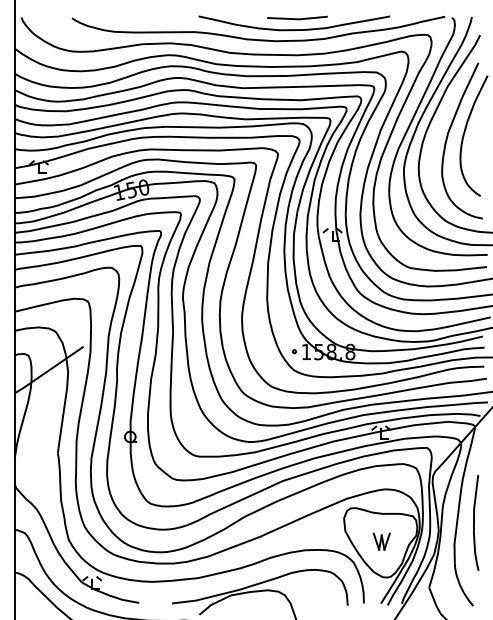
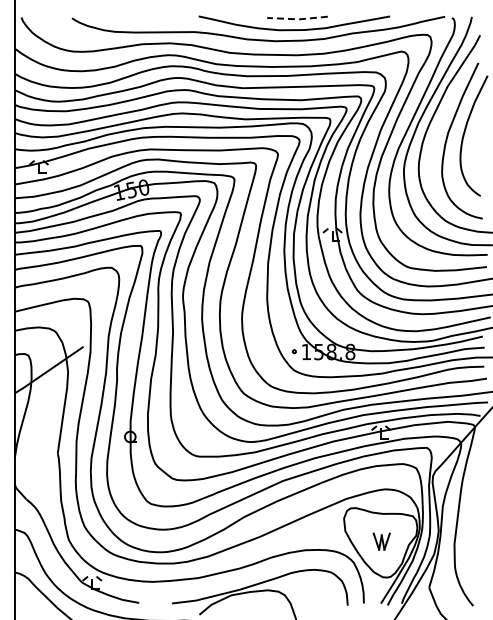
line: solid -> dashed (297, 19)
curve: present -> none (474, 522)
